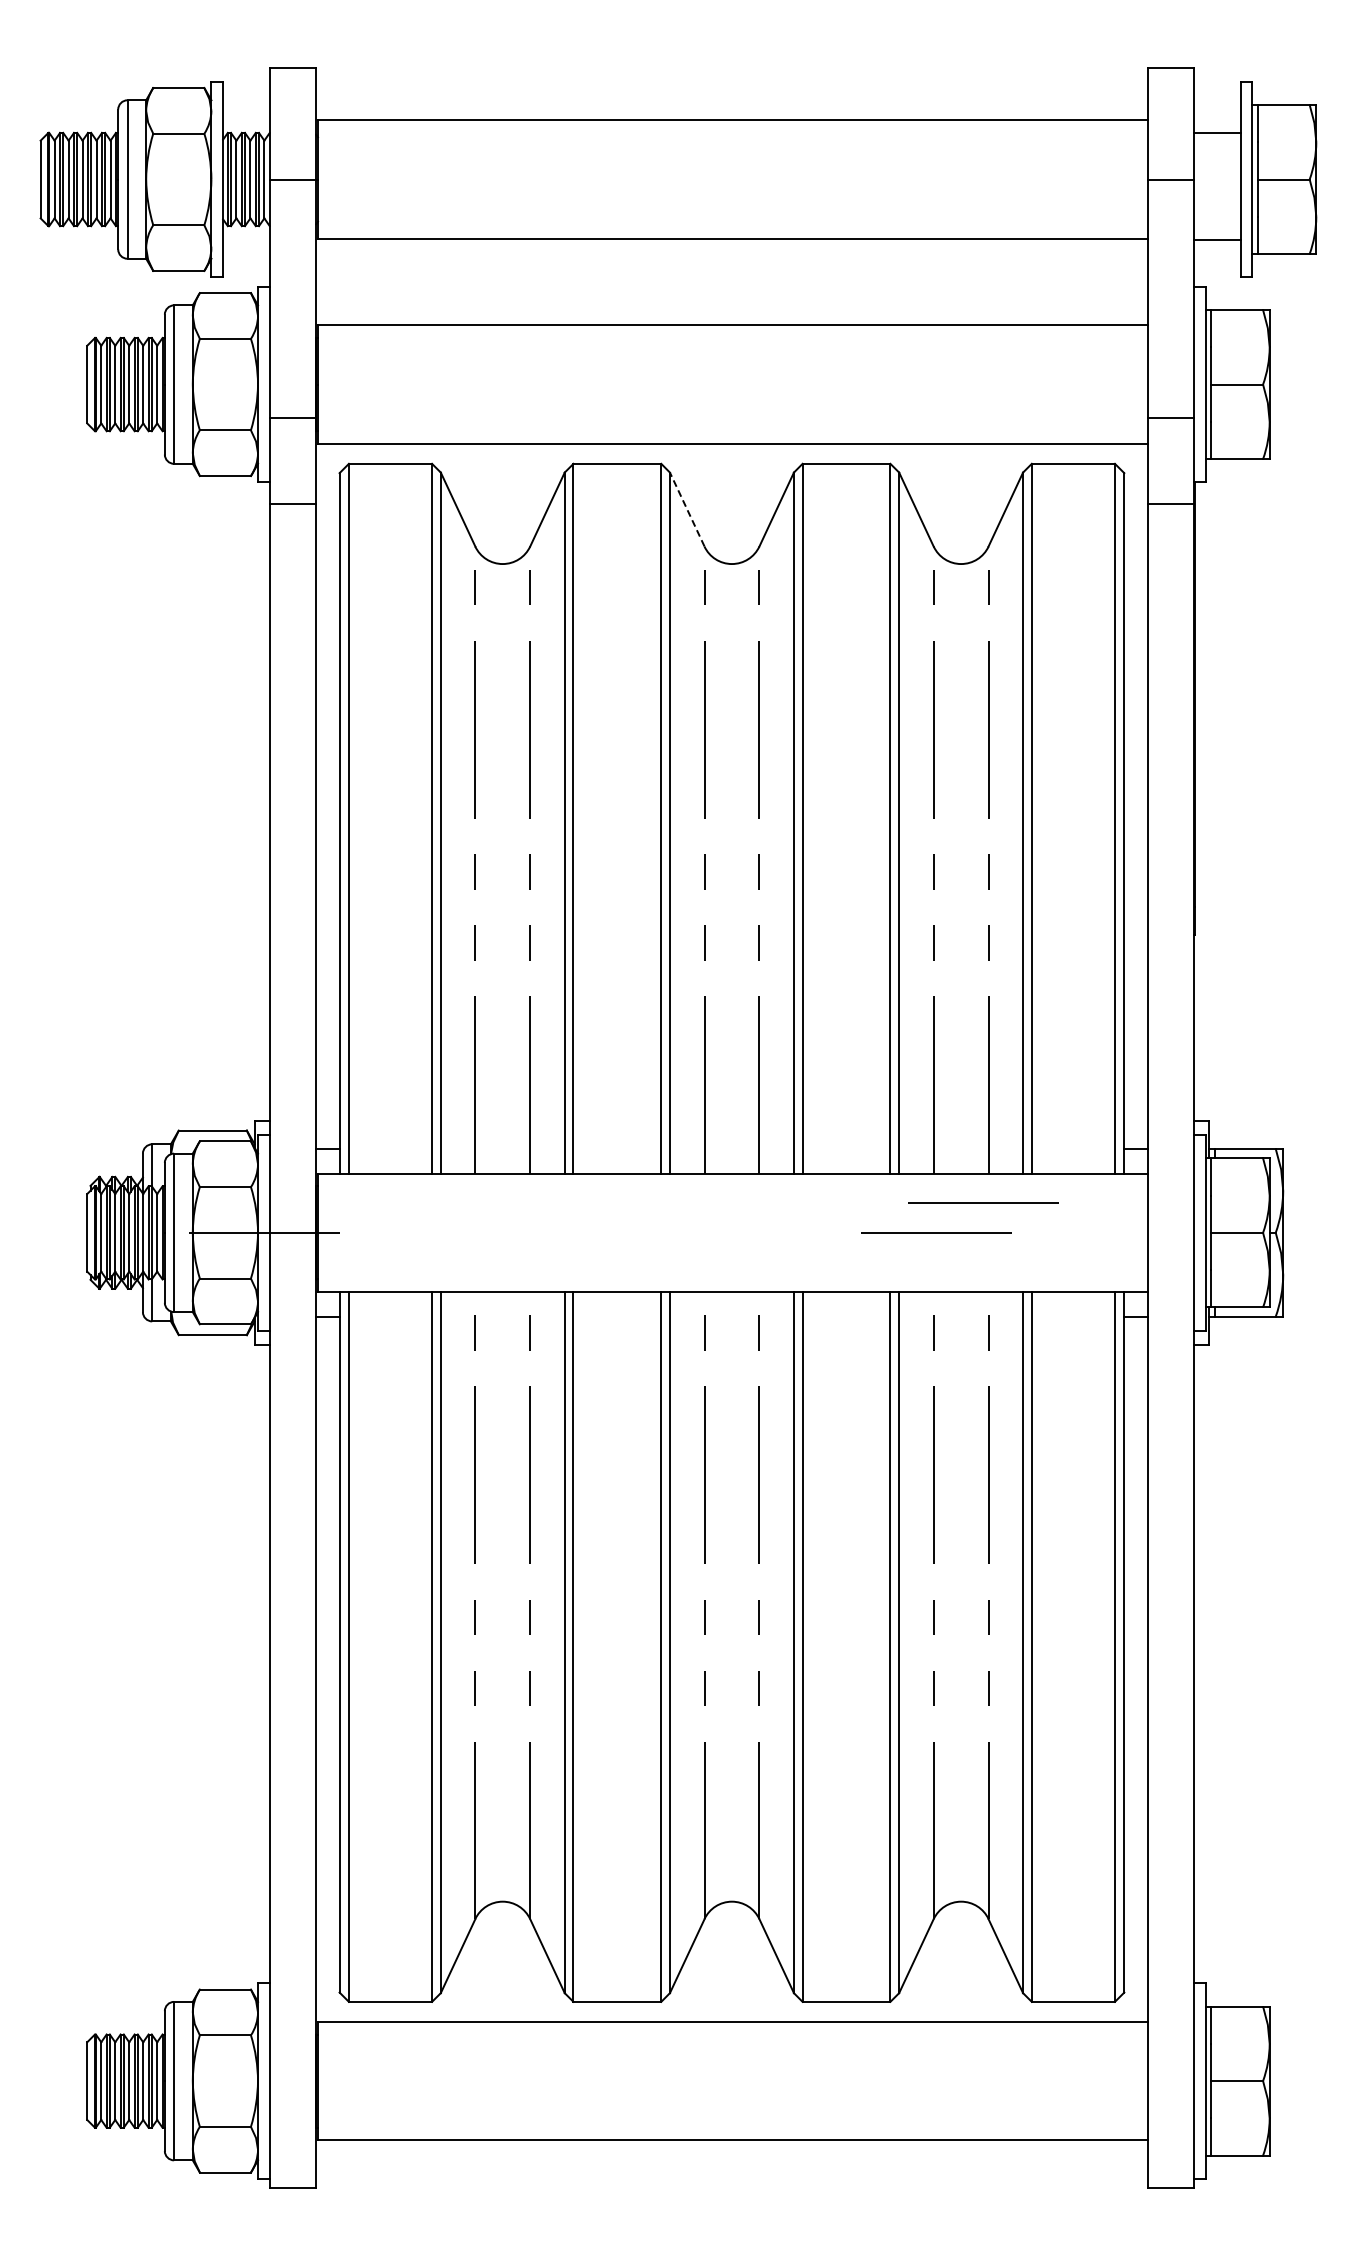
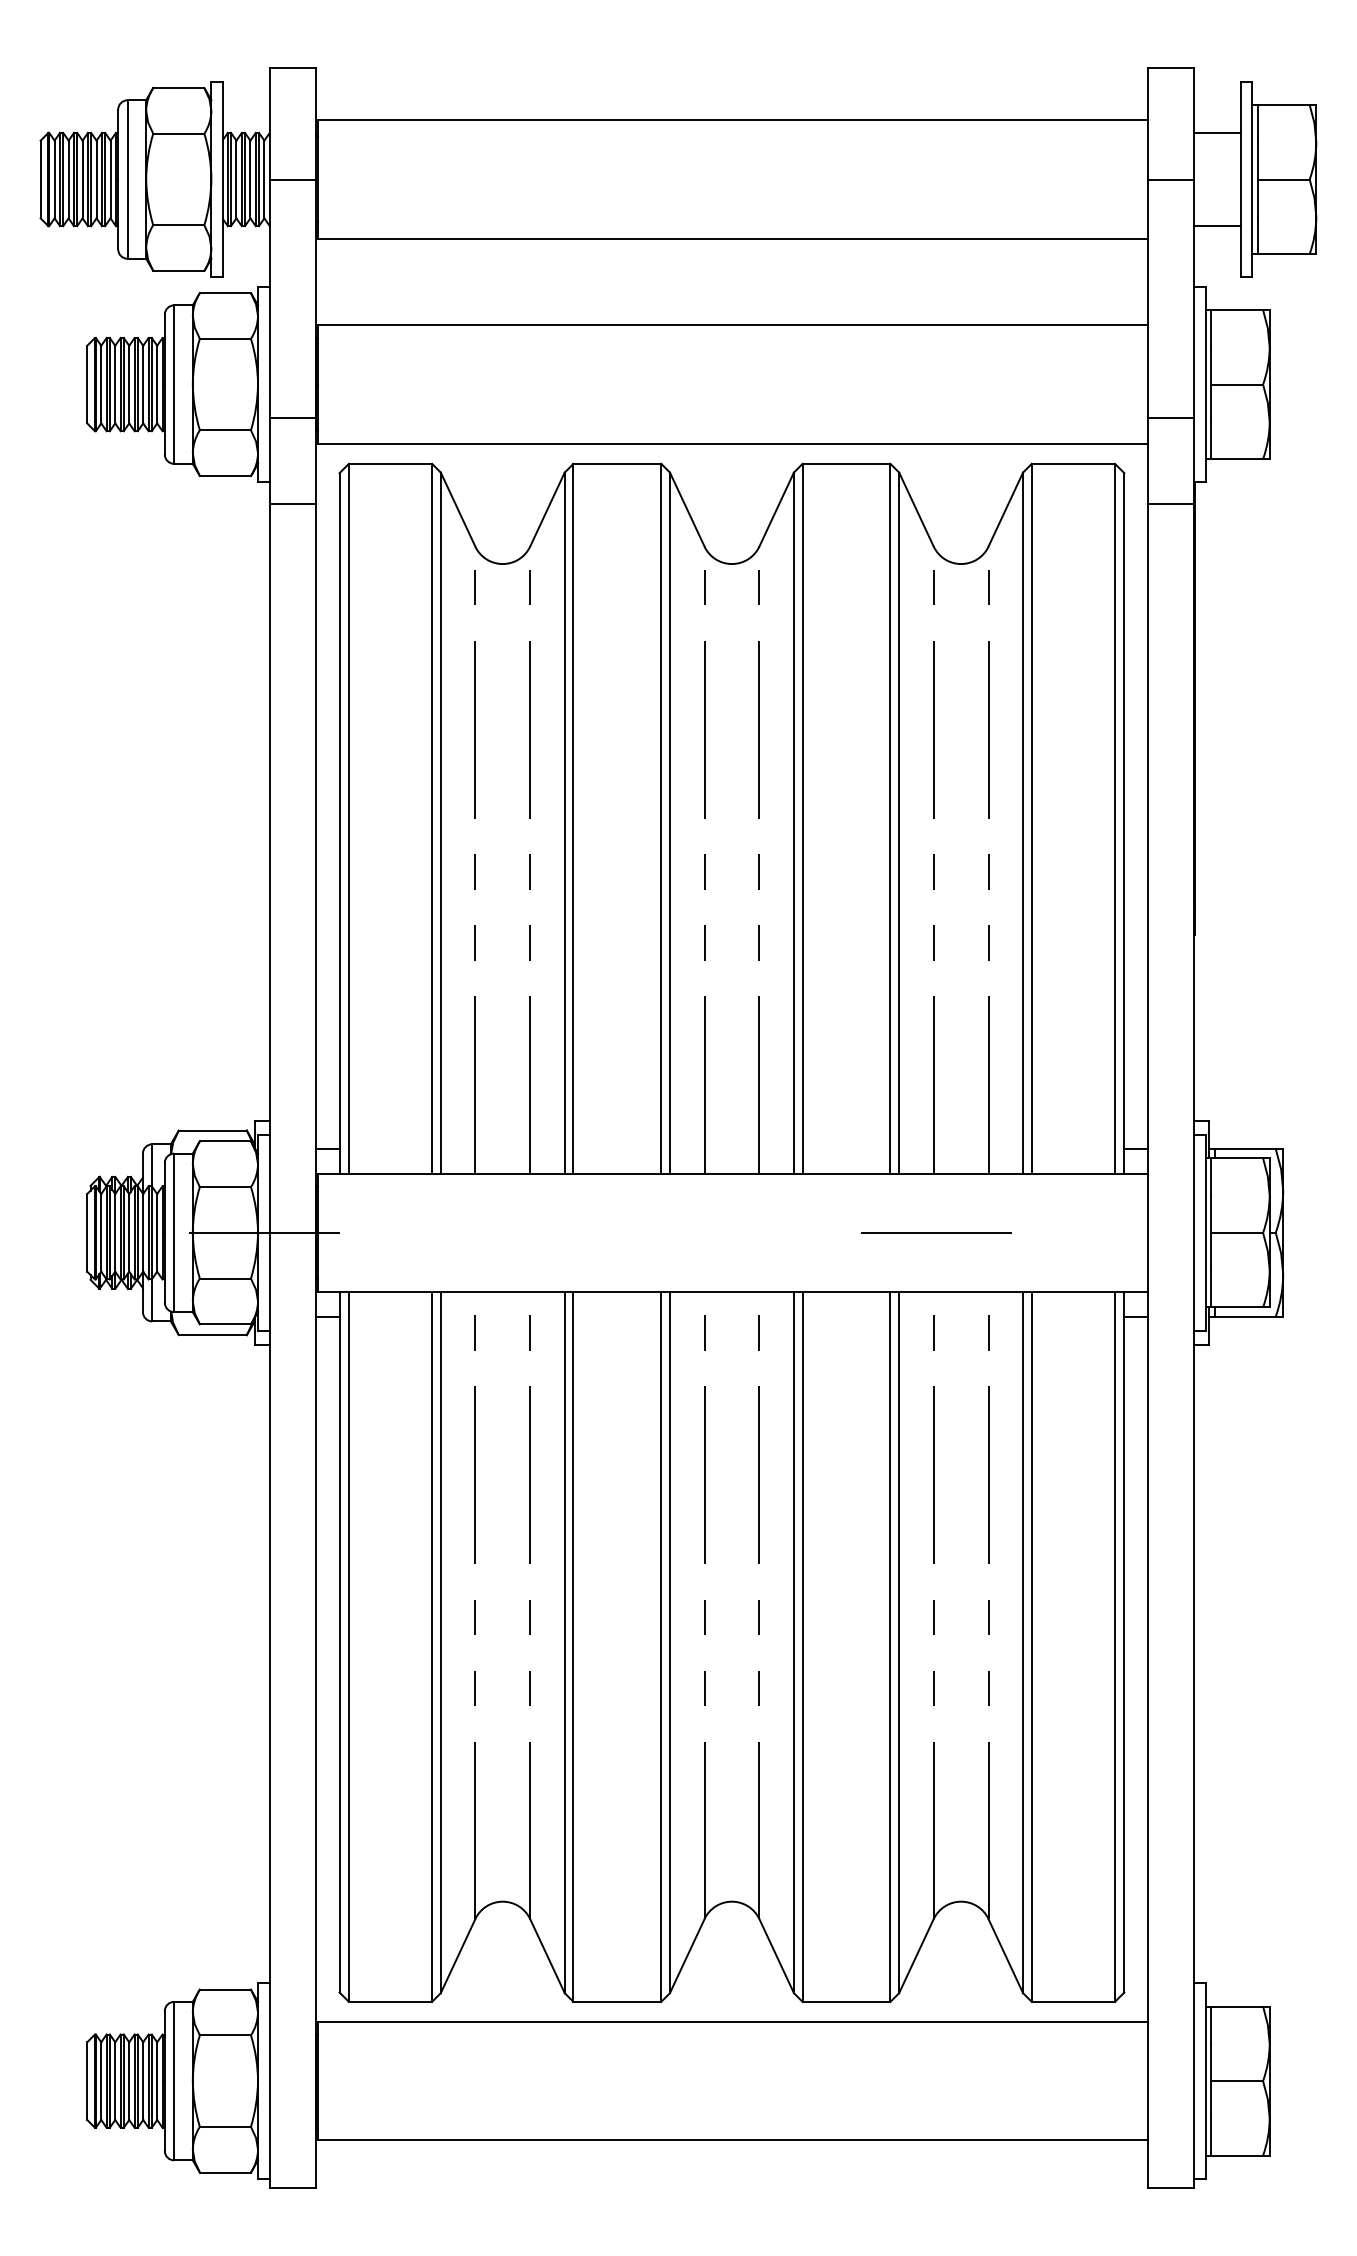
line position: (1217, 240) -> (1217, 226) (1217, 226)
line: dashed -> solid (687, 509)
line: present -> none (983, 1202)
